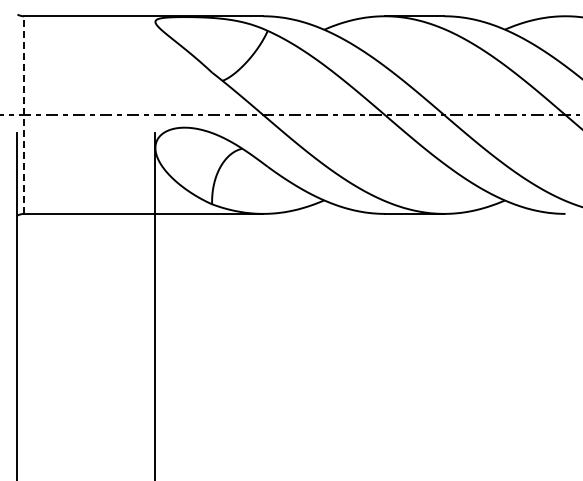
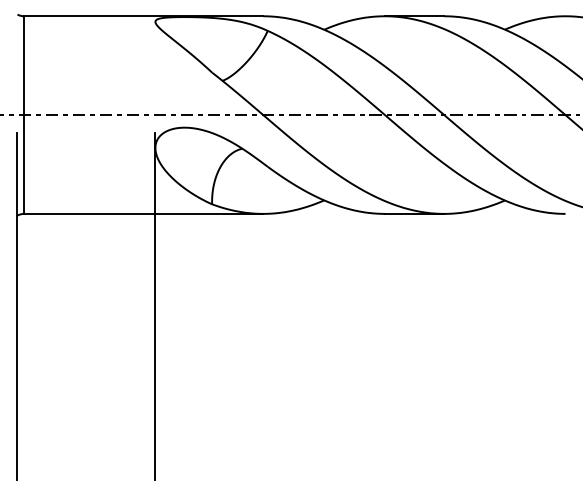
line: dashed -> solid (24, 115)
